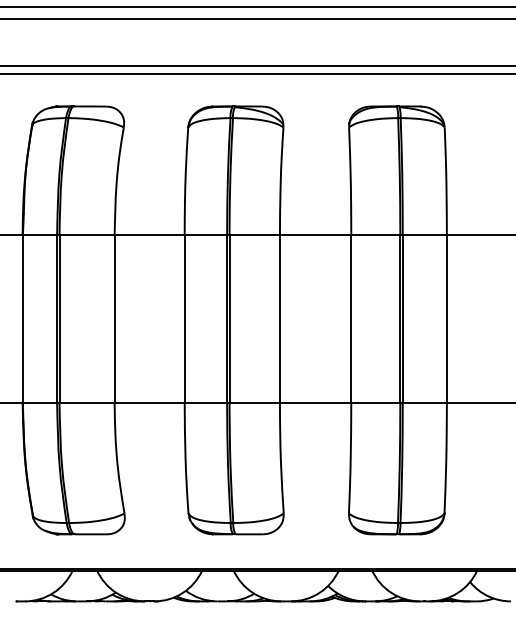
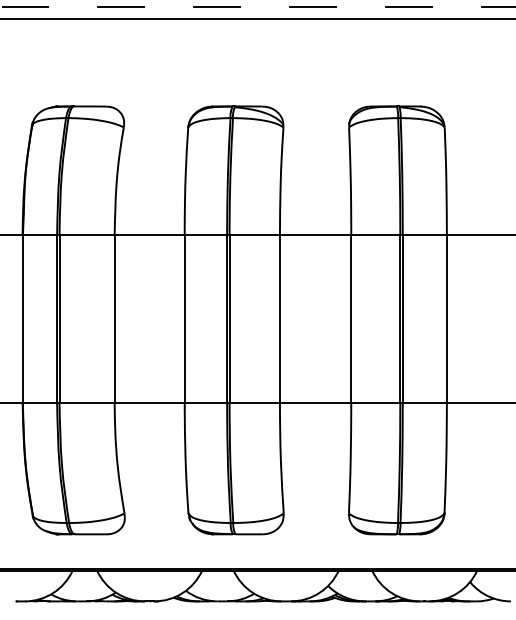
line: solid -> dashed (258, 6)
line: present -> none (257, 66)
line: present -> none (257, 74)
